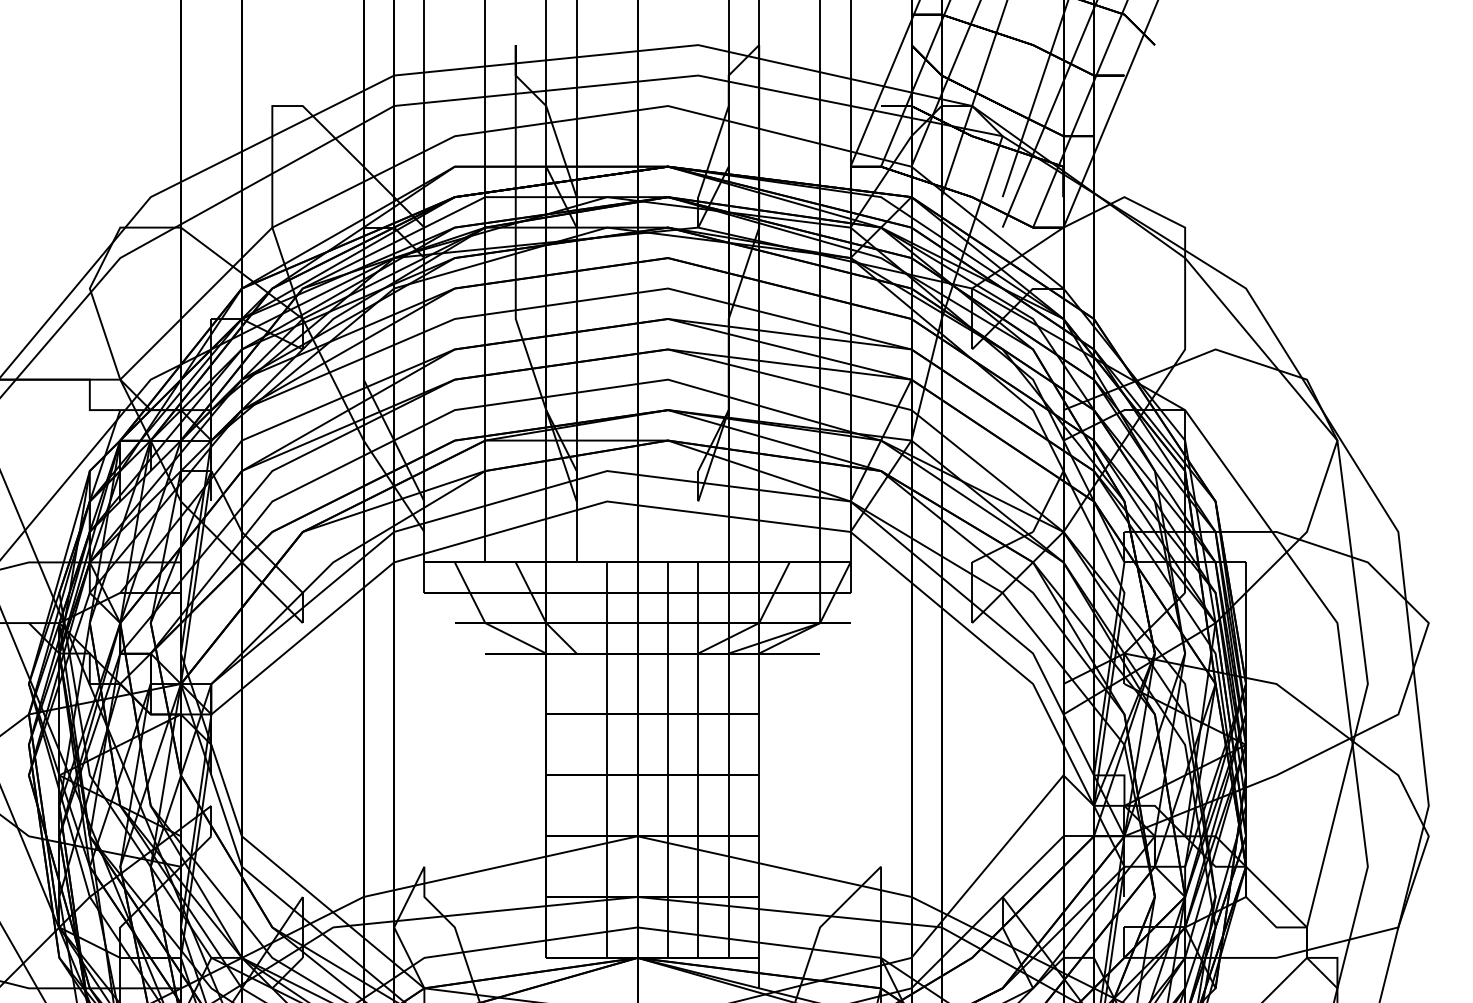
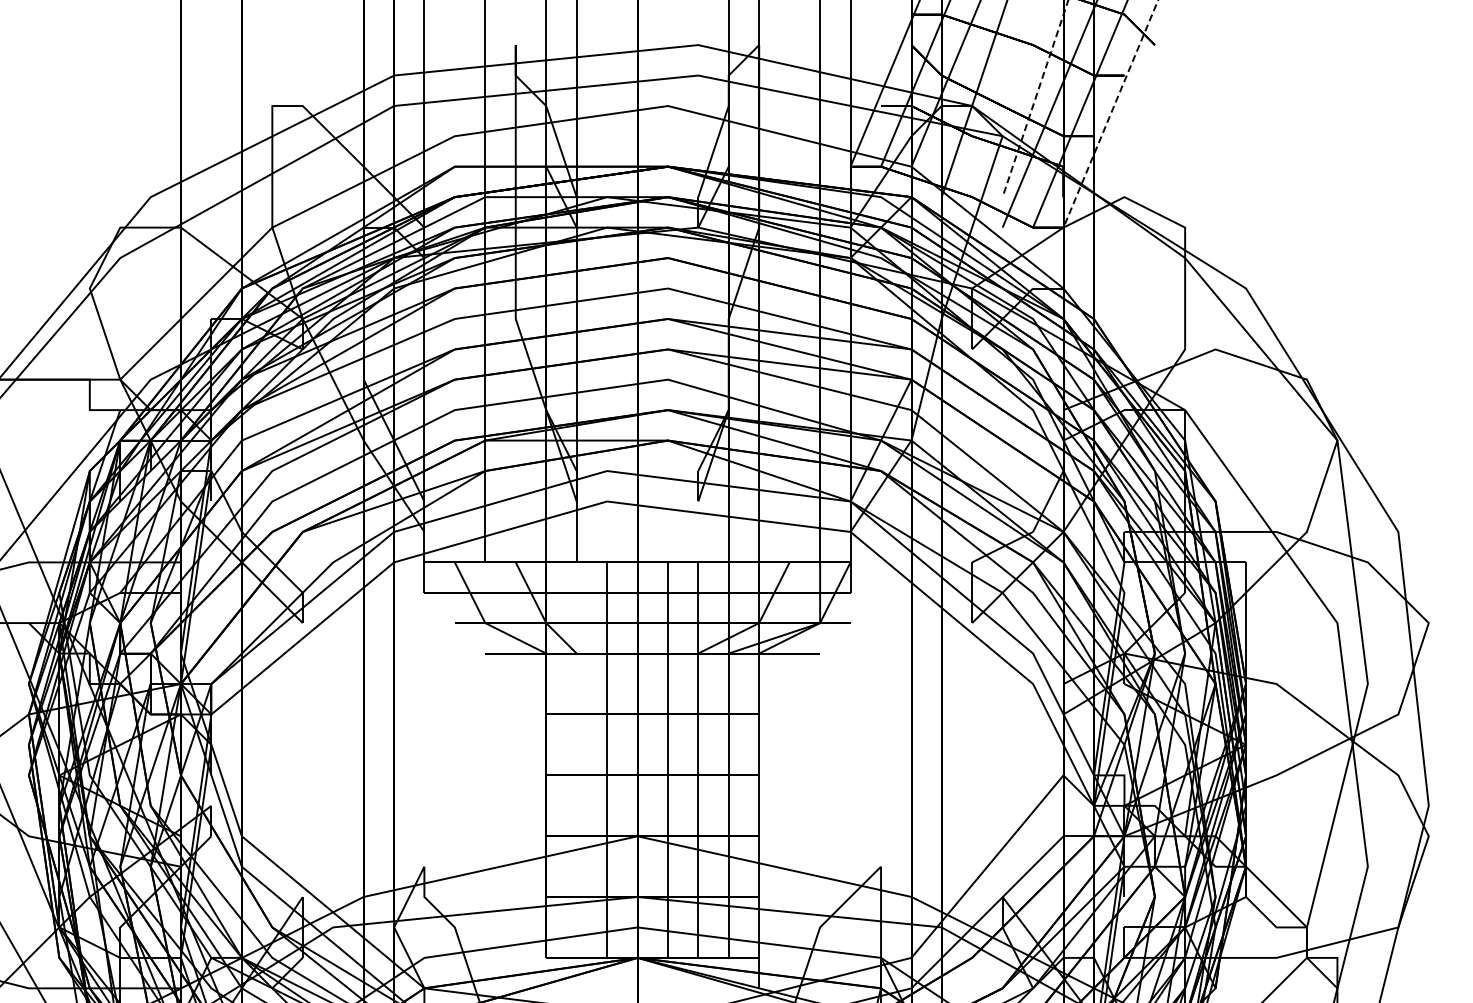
line: solid -> dashed (1035, 99)
line: solid -> dashed (1110, 114)
